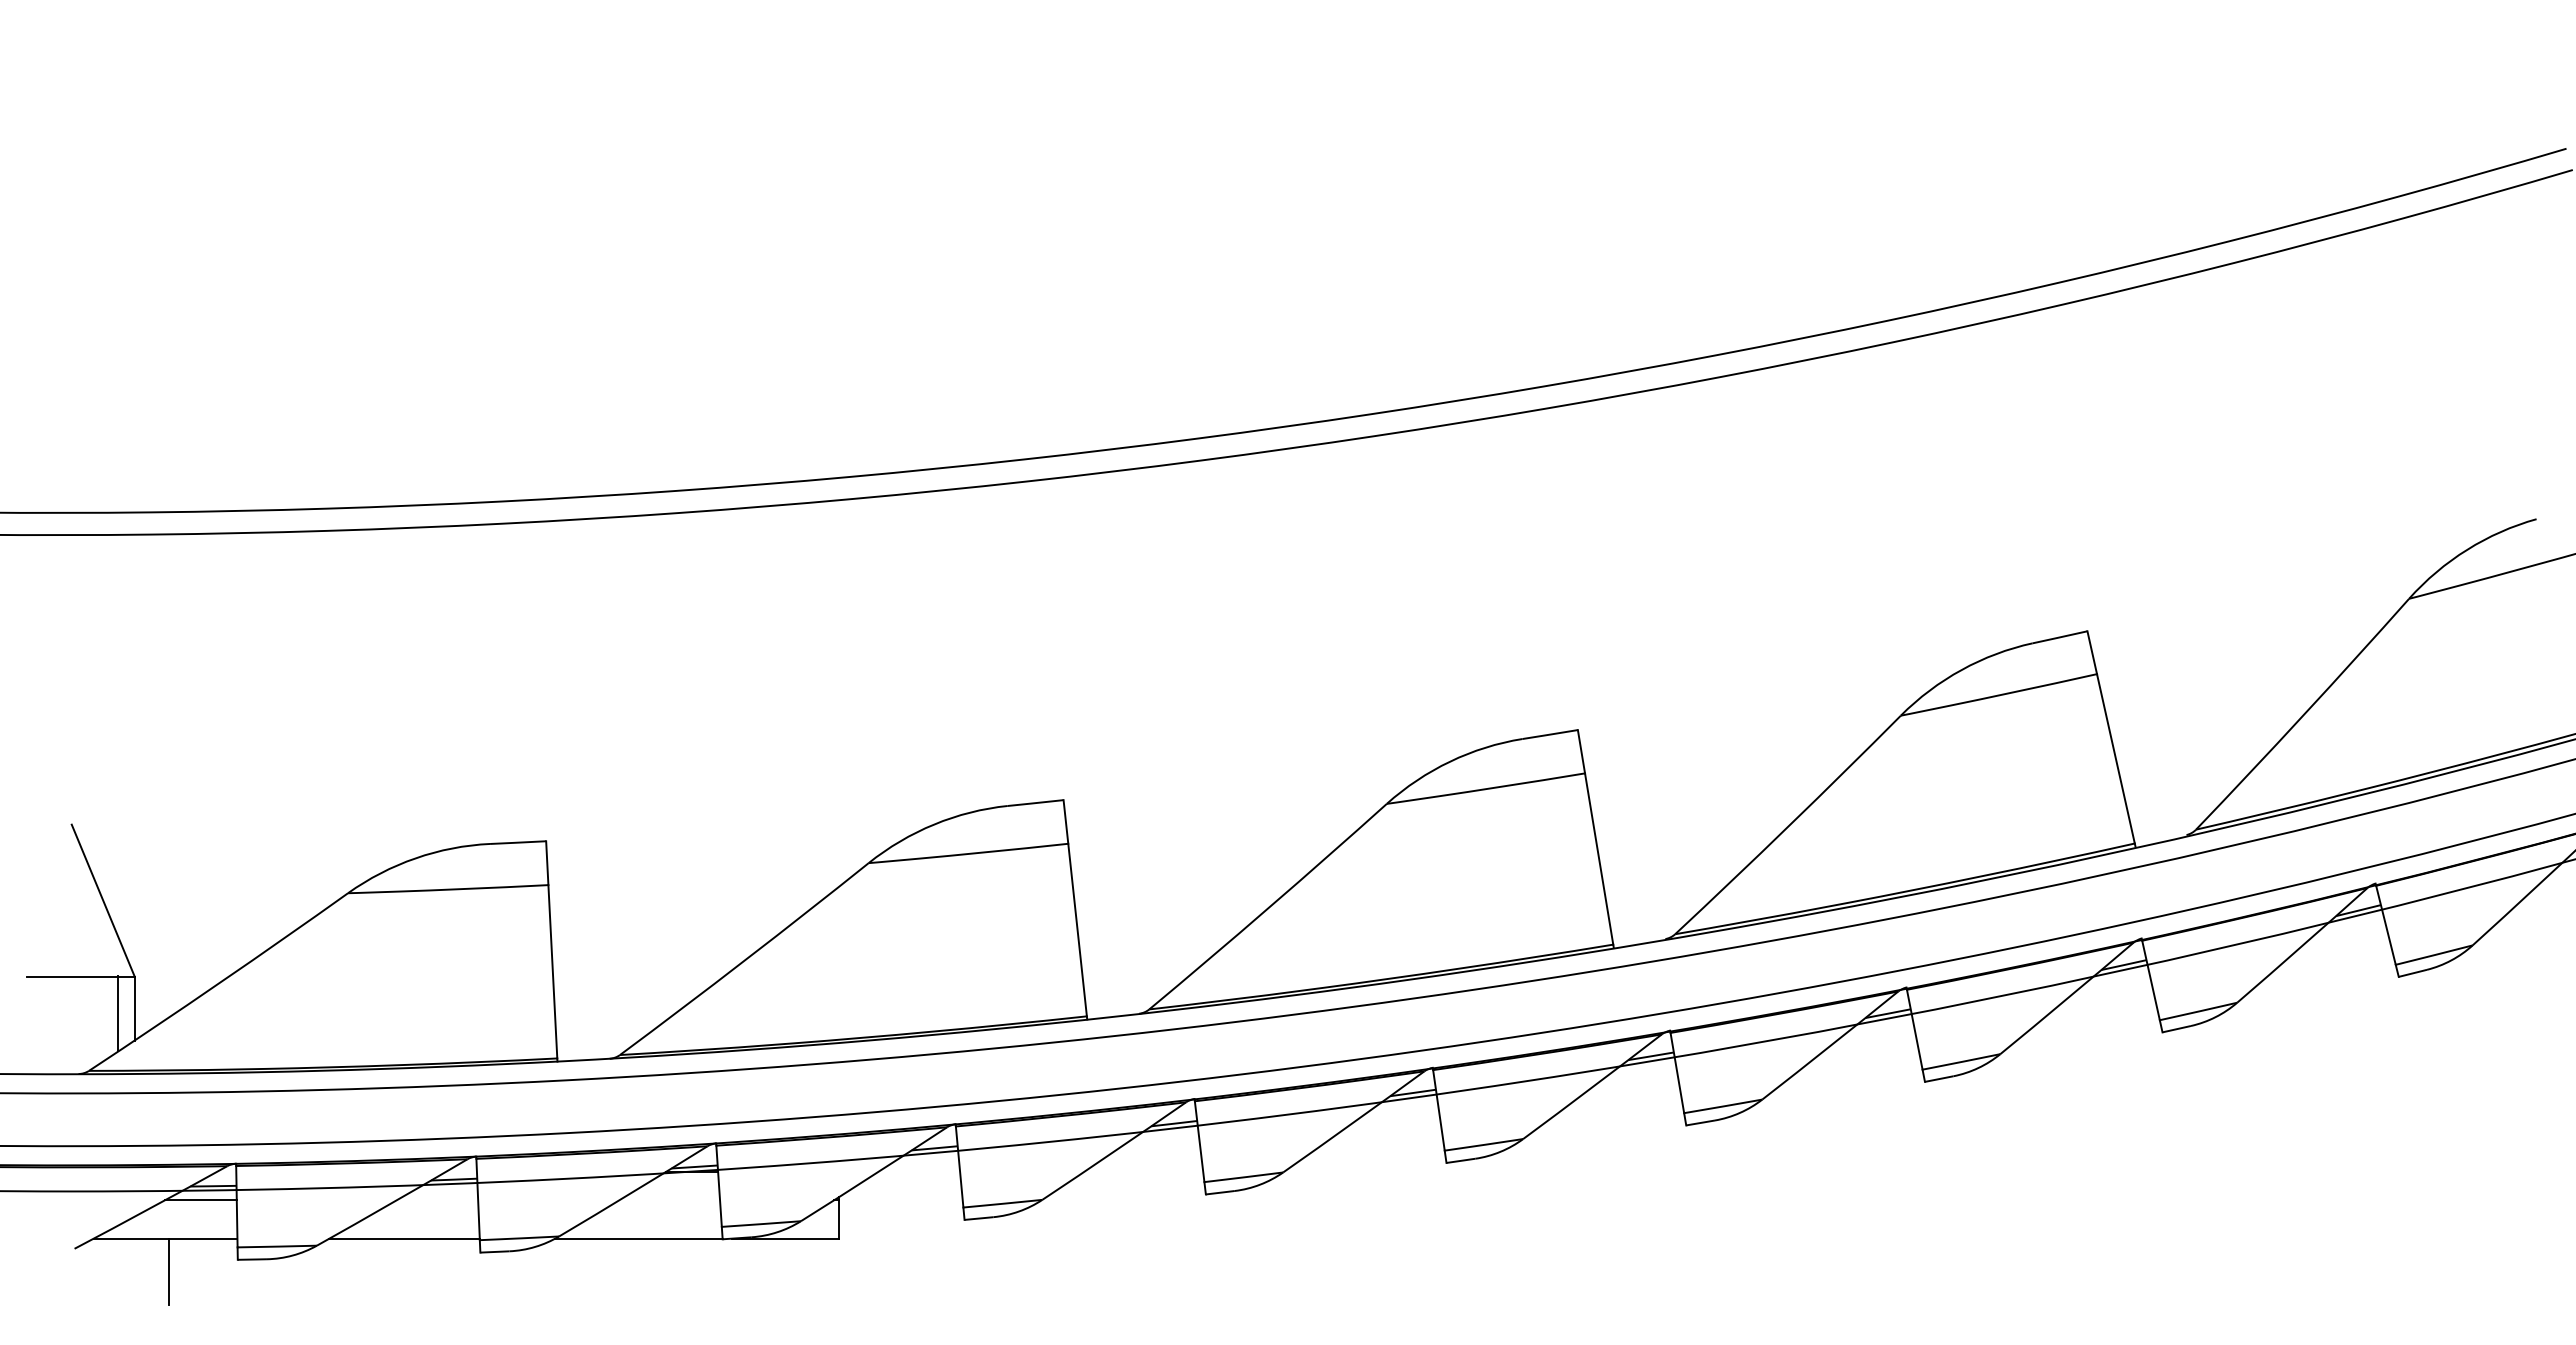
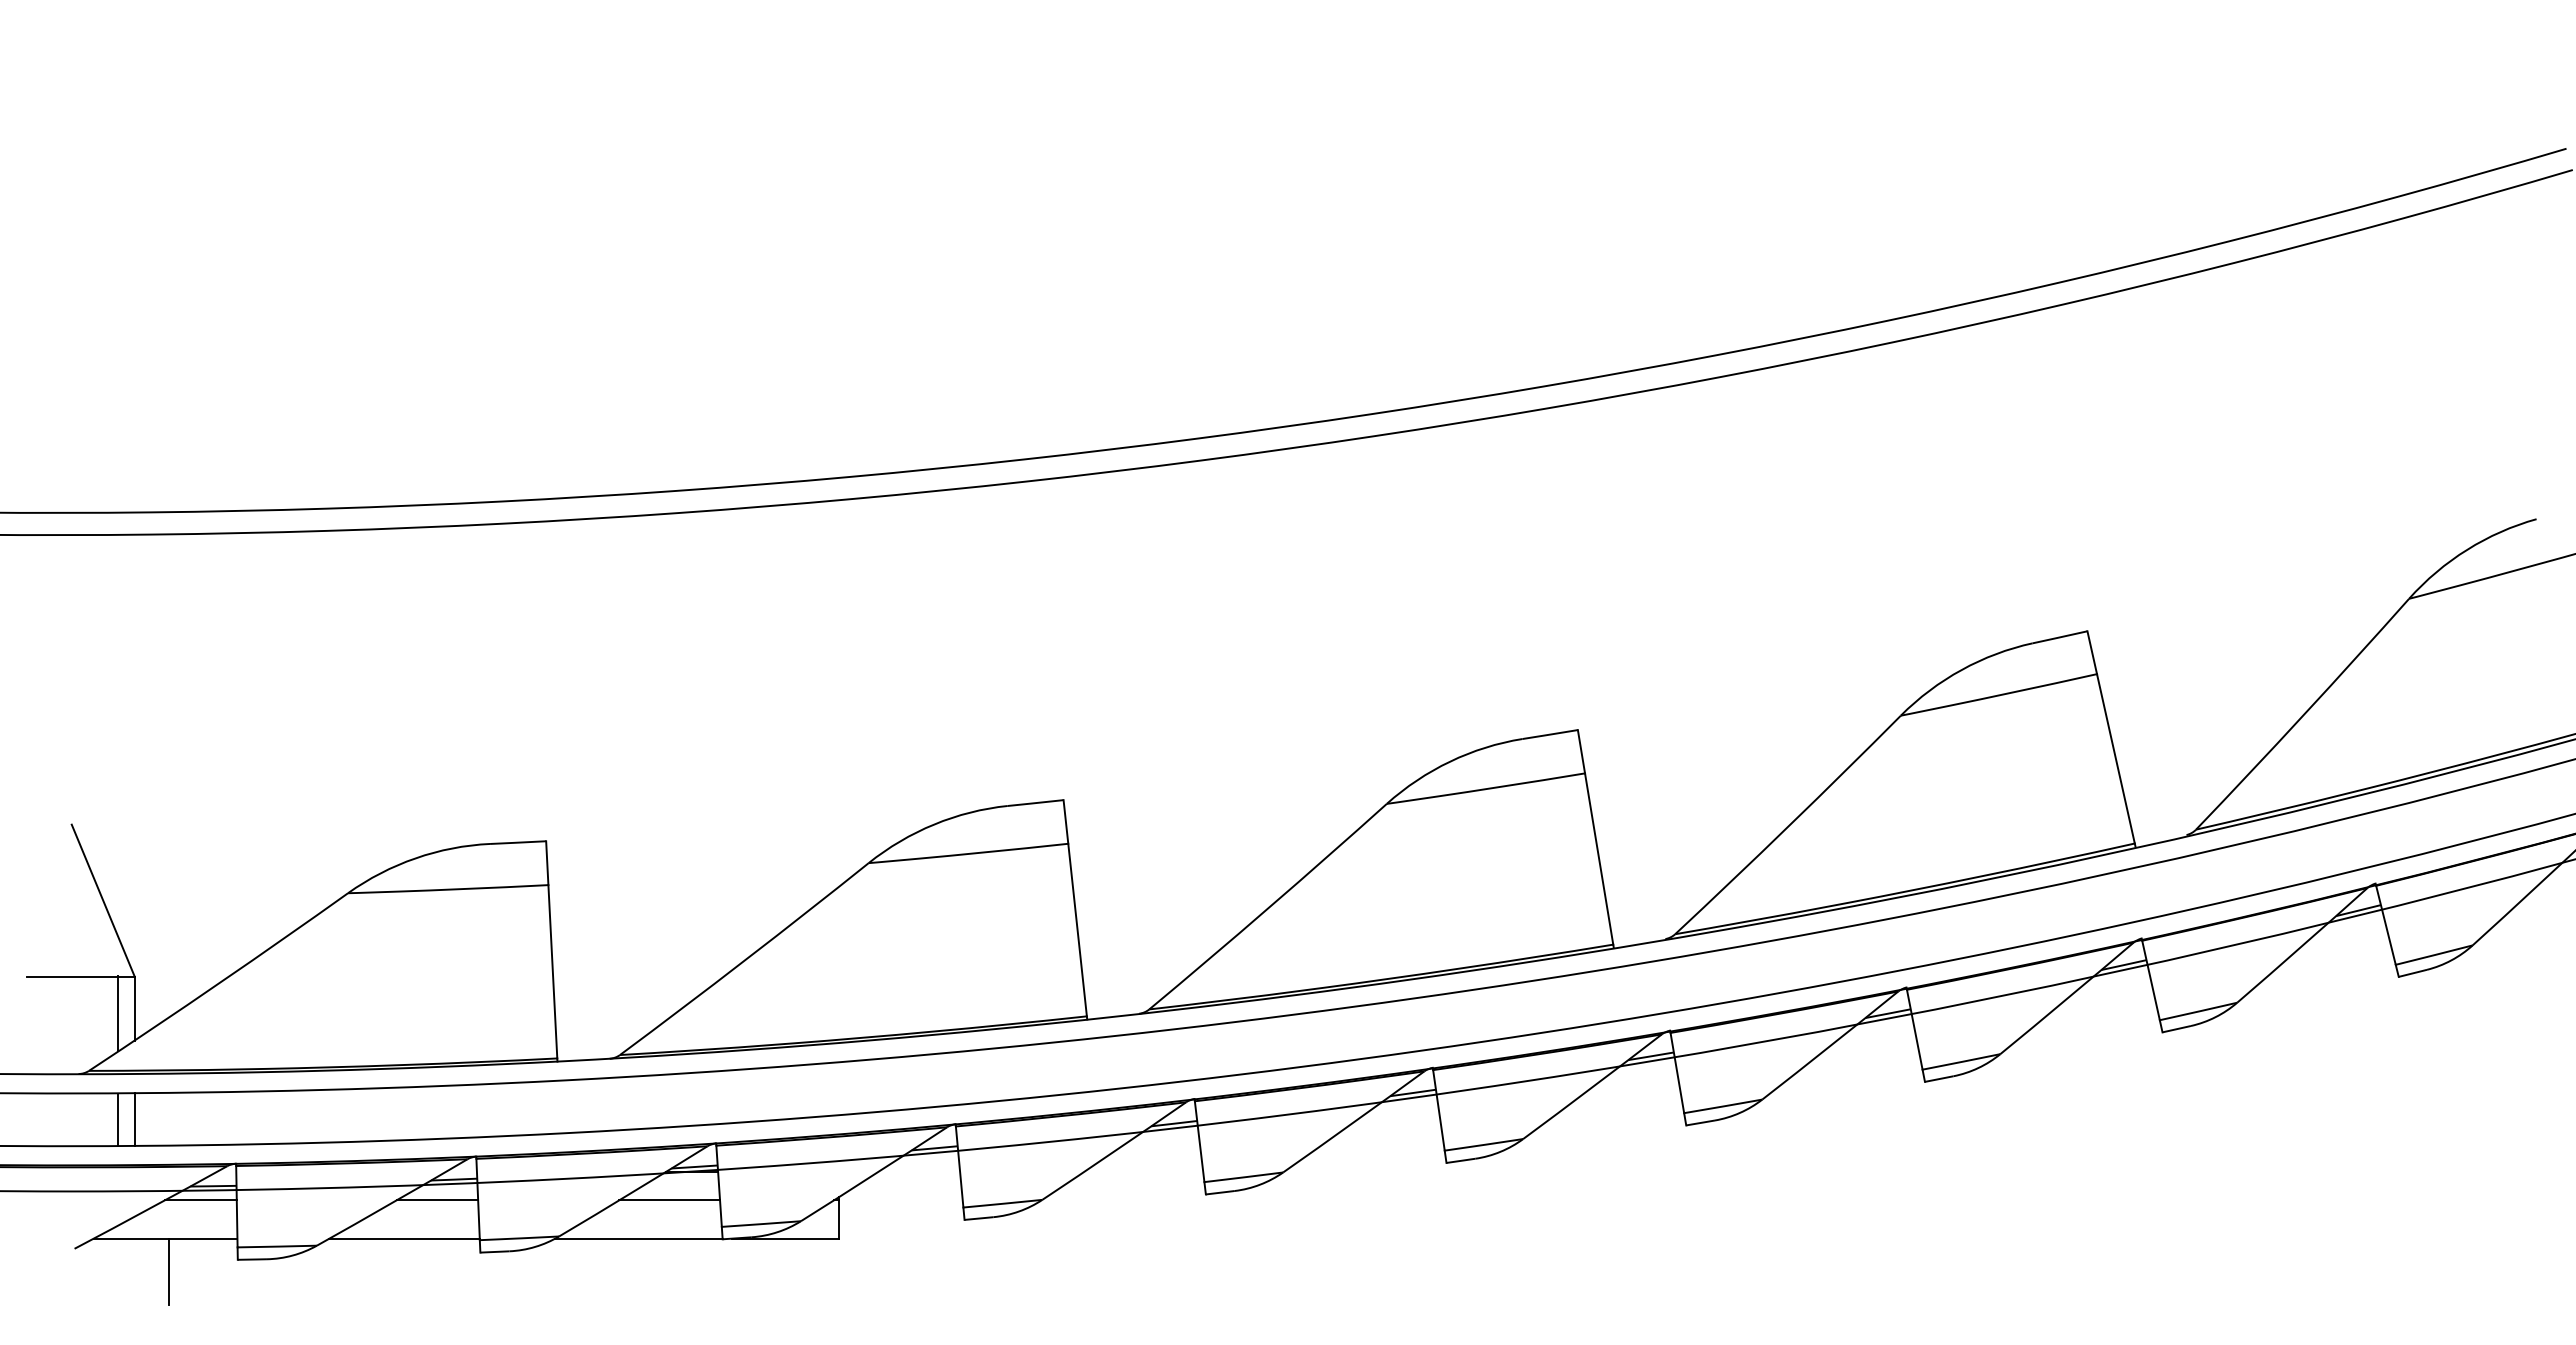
line: none -> present (118, 1119)
line: none -> present (134, 1119)
line: none -> present (437, 1200)
line: none -> present (669, 1200)
